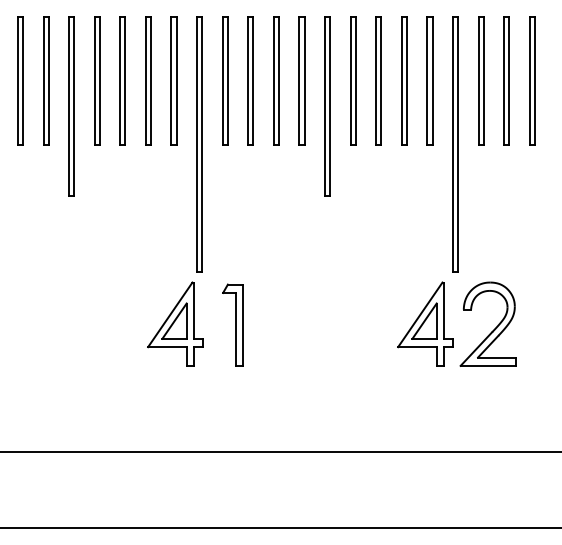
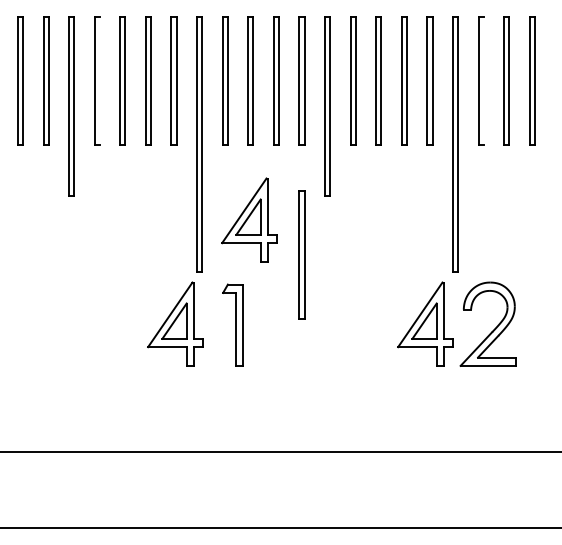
line: present -> none (99, 80)
line: present -> none (483, 80)
part: none -> present (249, 219)
part: none -> present (301, 254)
